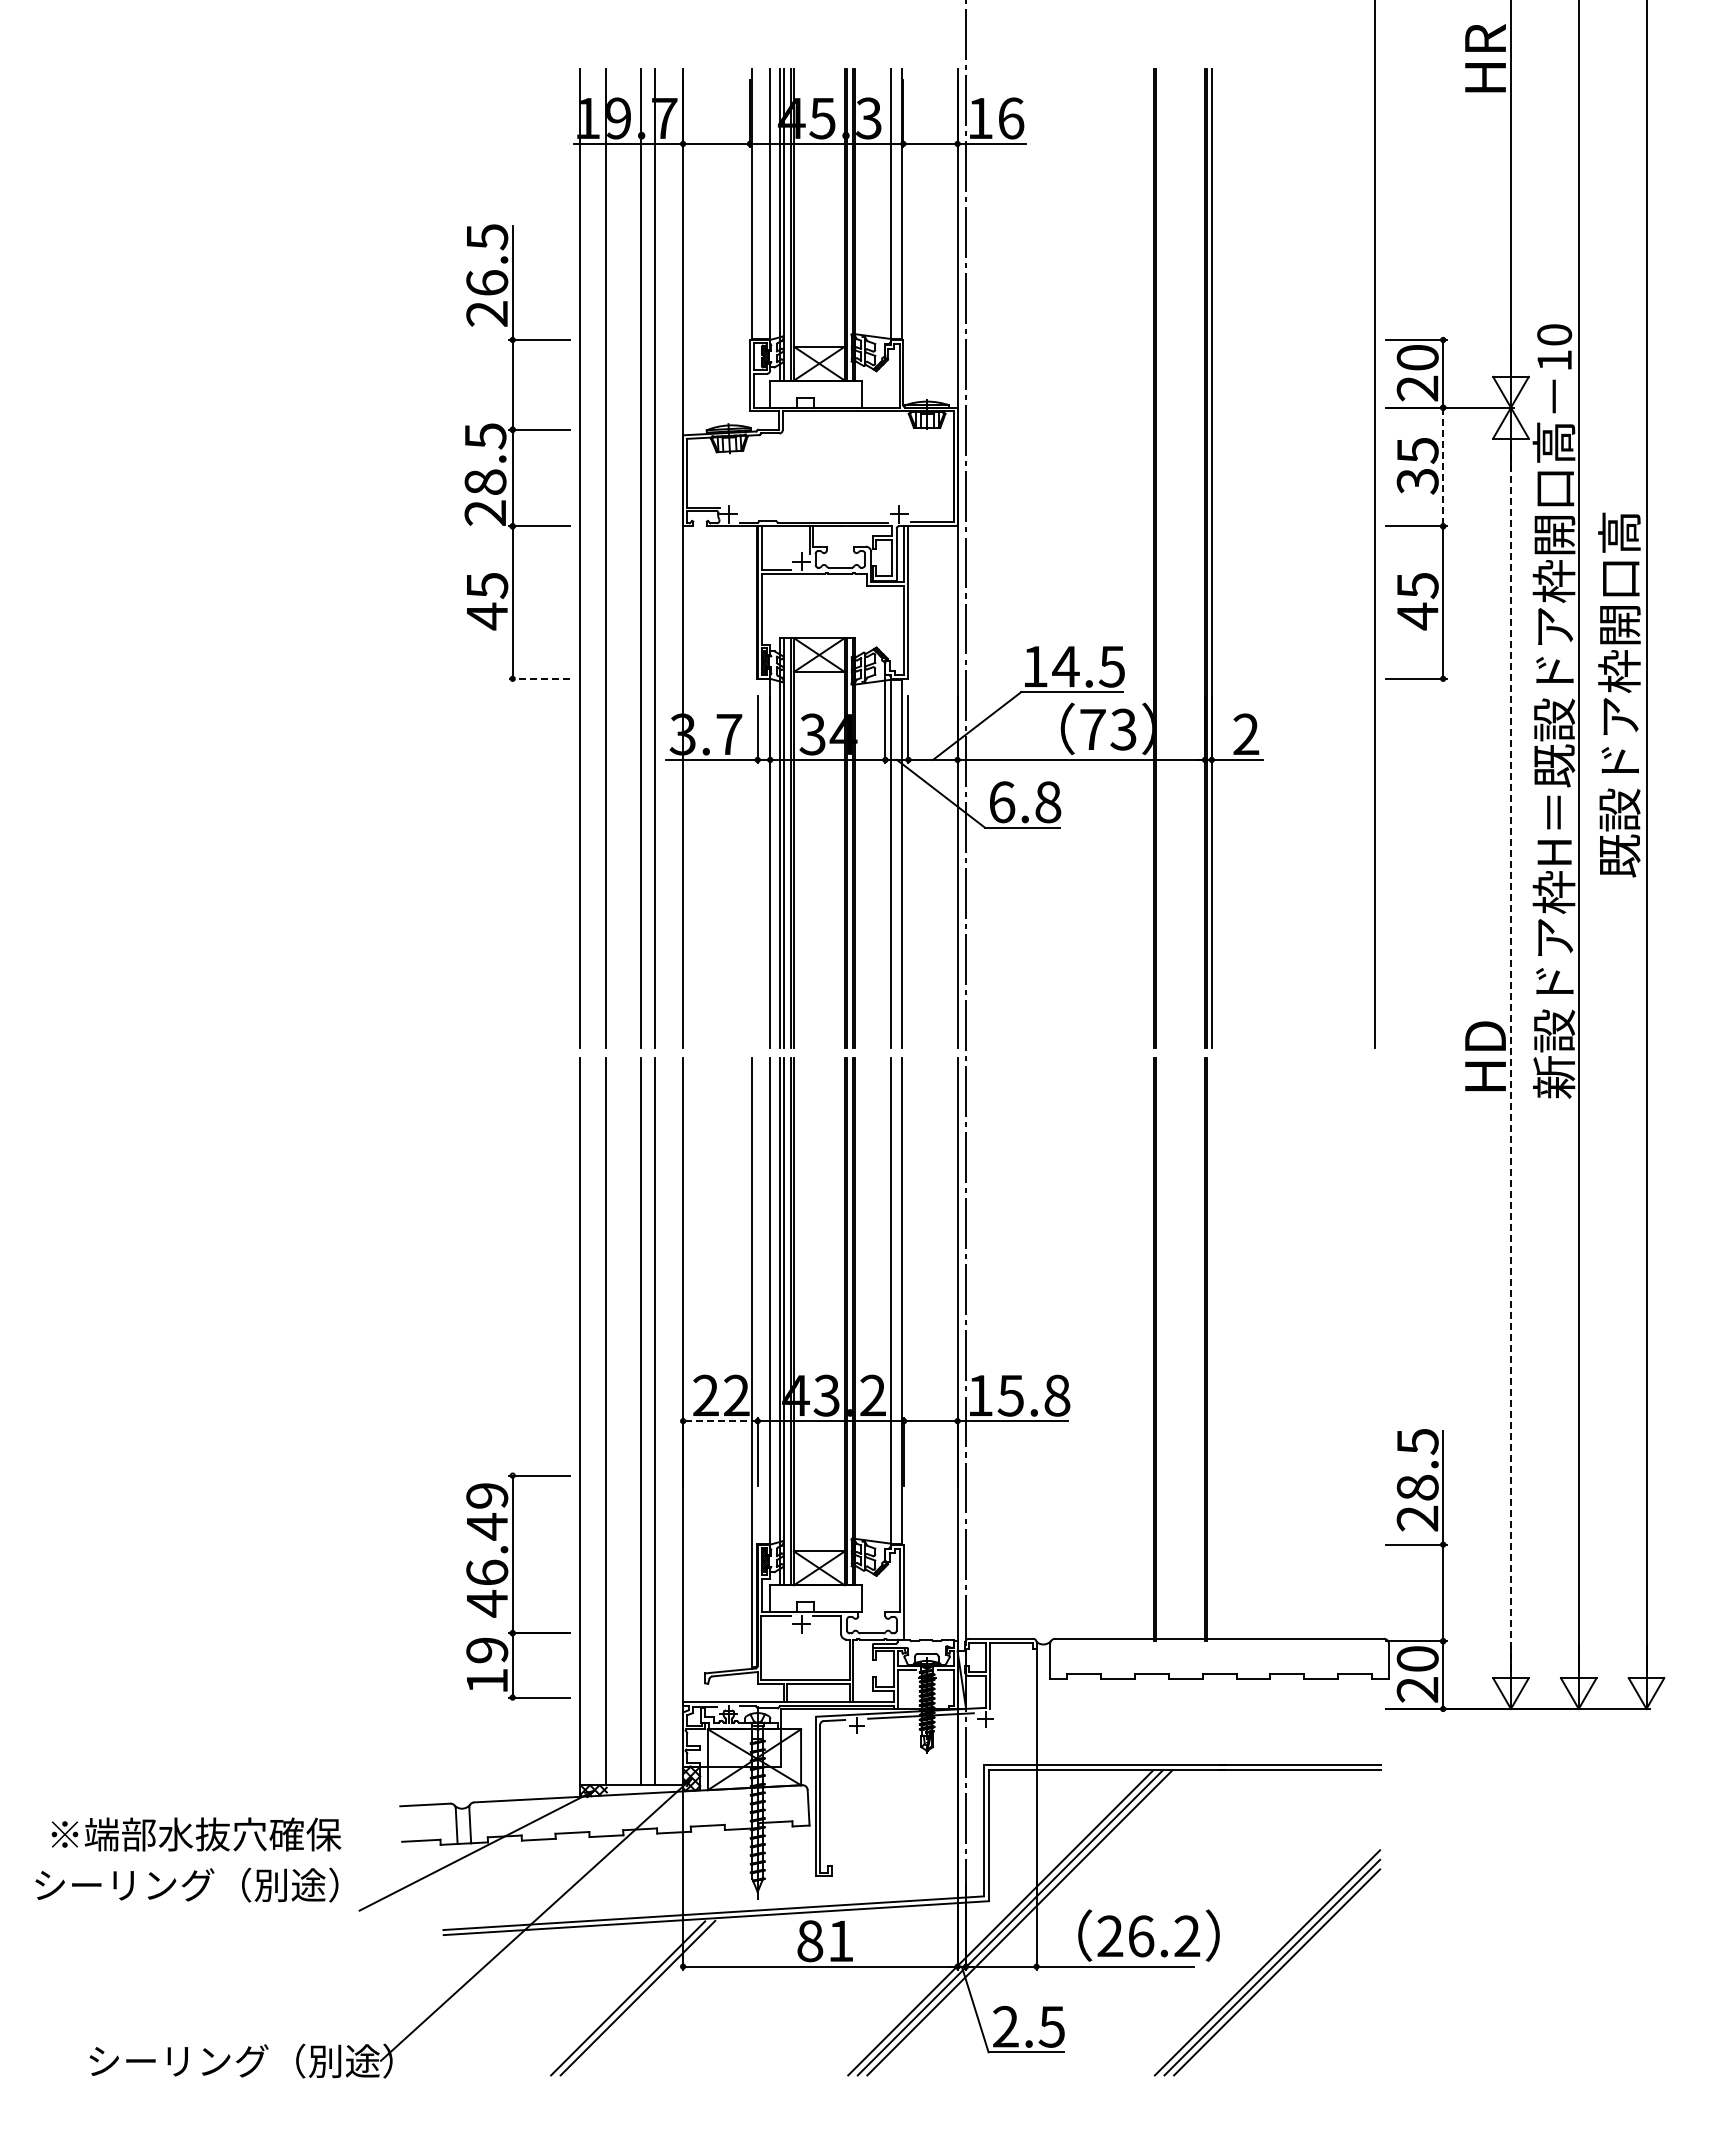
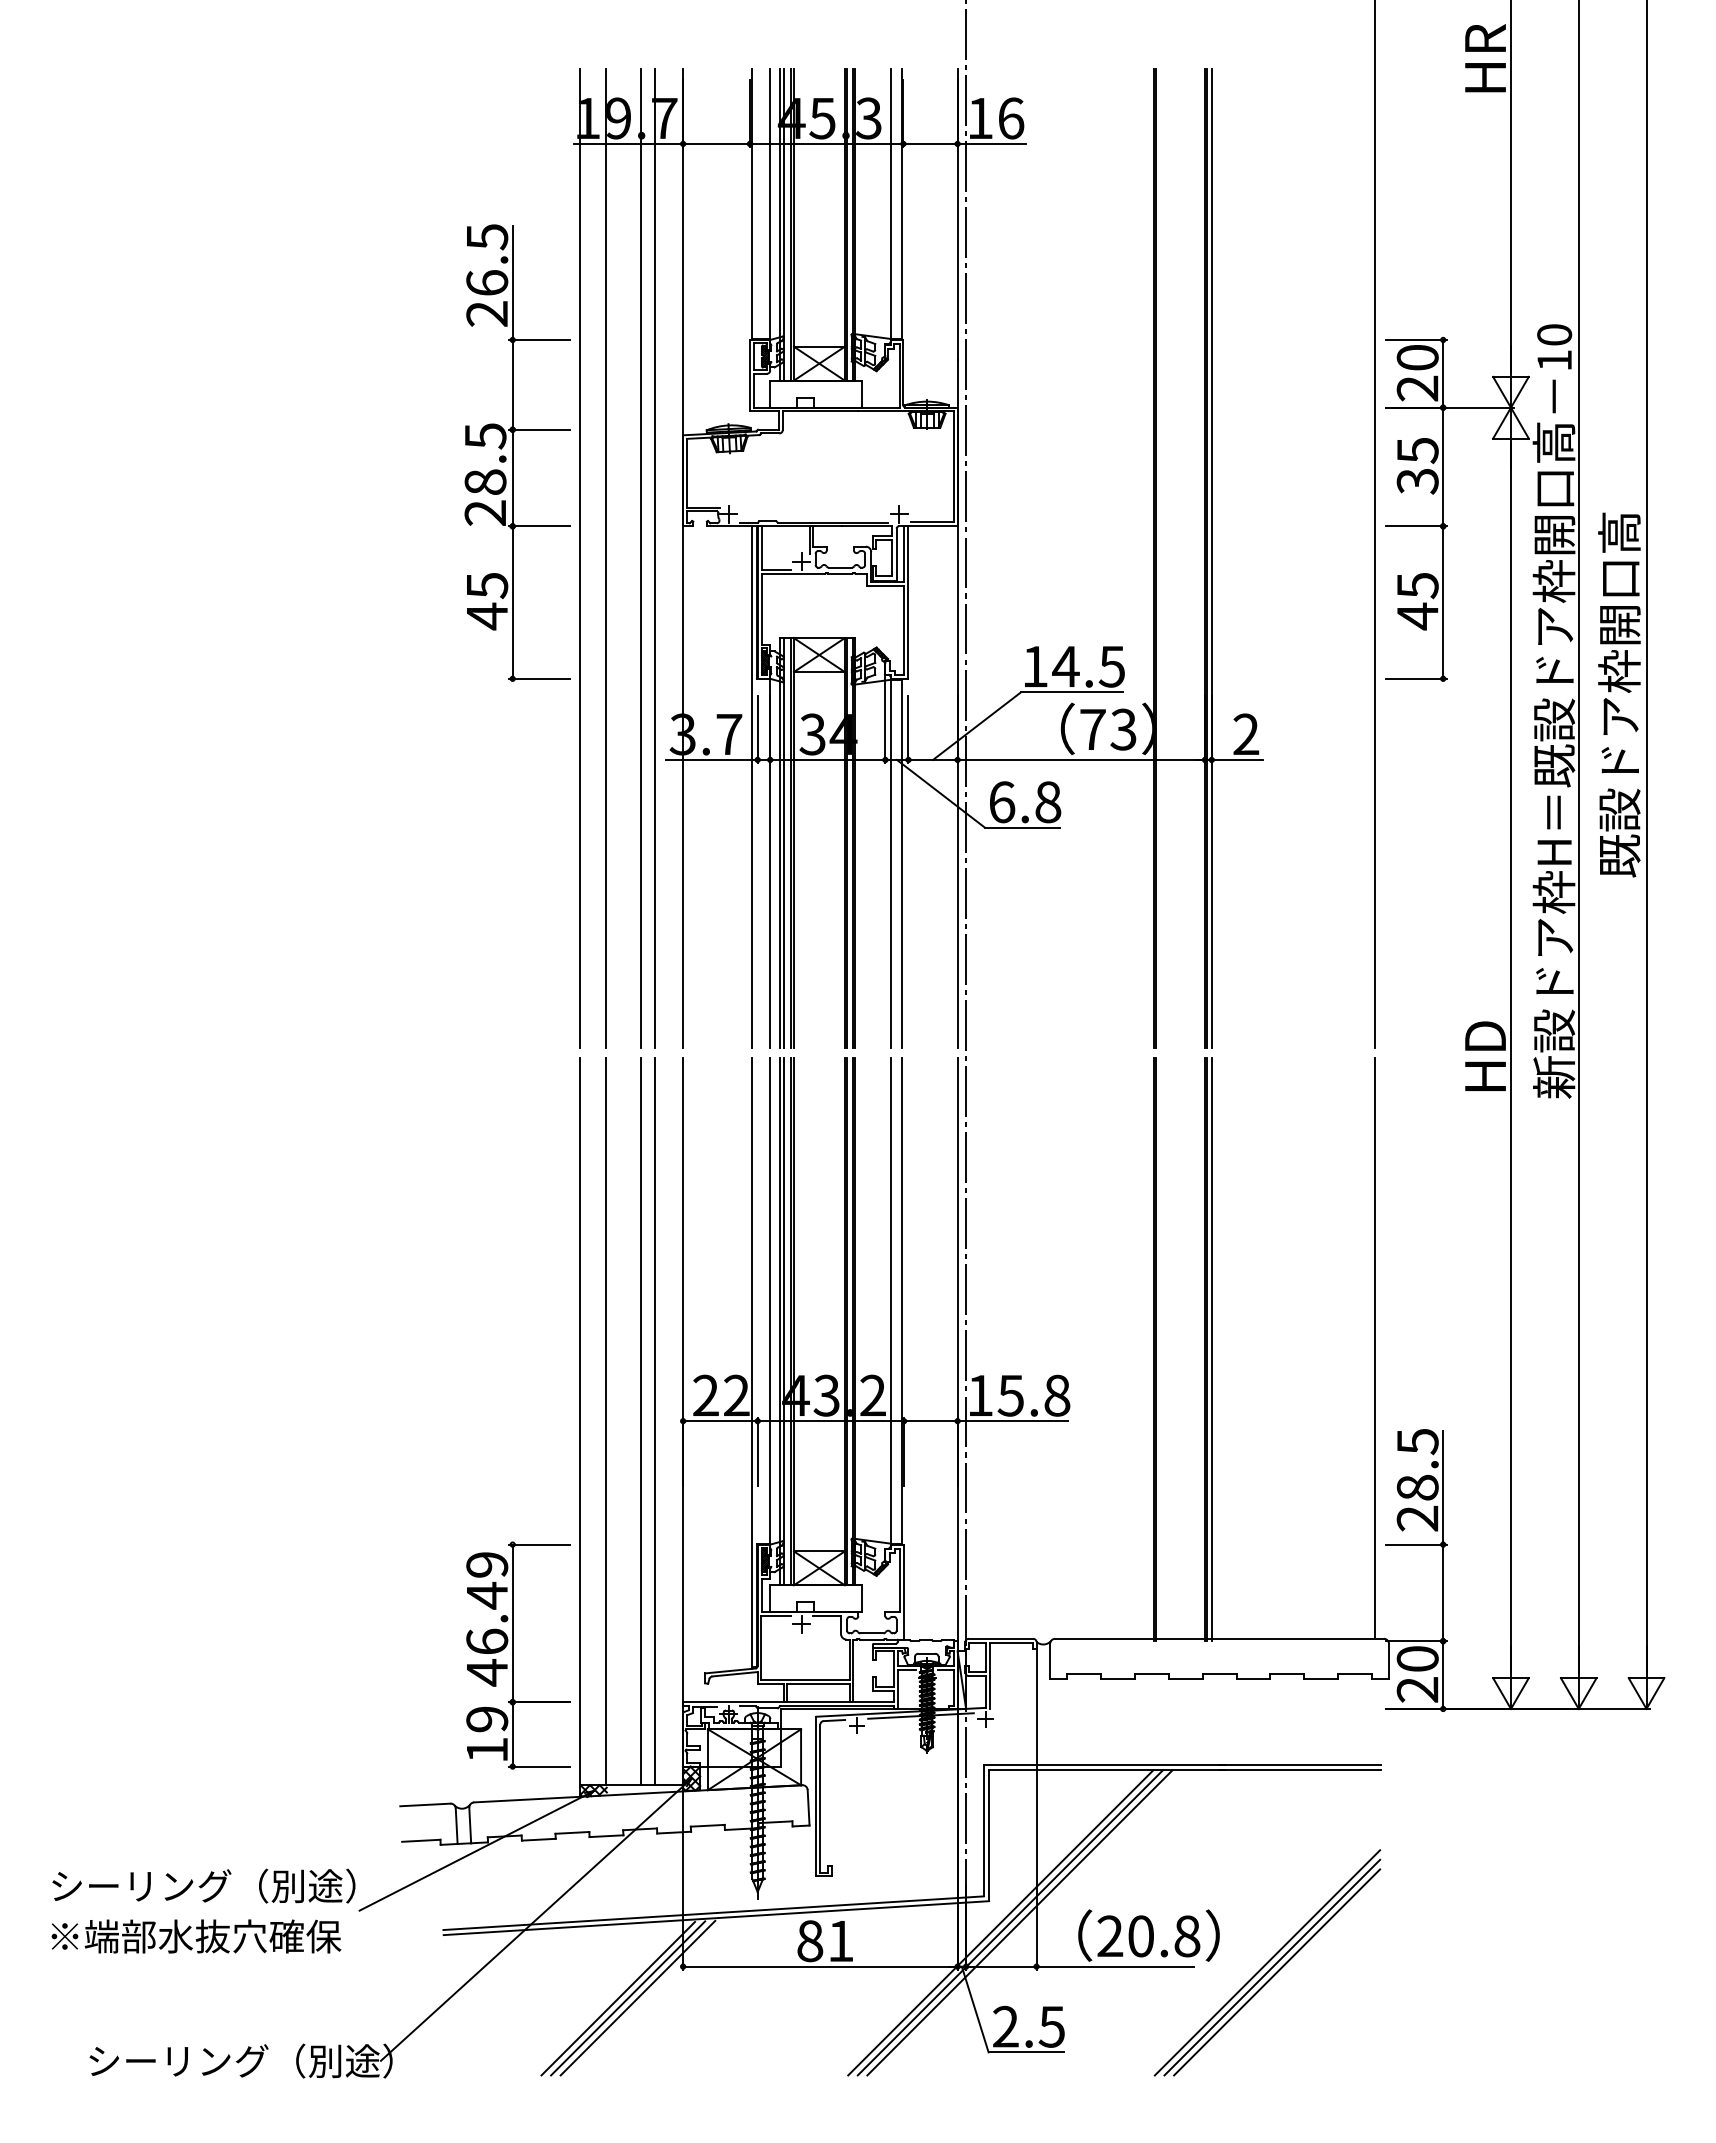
line: dashed -> solid (1443, 467)
line: dashed -> solid (539, 678)
line: none -> present (751, 787)
line: dashed -> solid (1510, 1058)
line: none -> present (1375, 1348)
line: none -> present (1211, 1349)
line: dashed -> solid (719, 1421)
part position: (518, 1586) -> (518, 1655) (518, 1655)
text position: (196, 1834) -> (196, 1936) (196, 1936)
text position: (186, 1884) -> (203, 1885) (203, 1885)
text: 26.2 -> 20.8 (1164, 1936)
line: none -> present (618, 1998)
